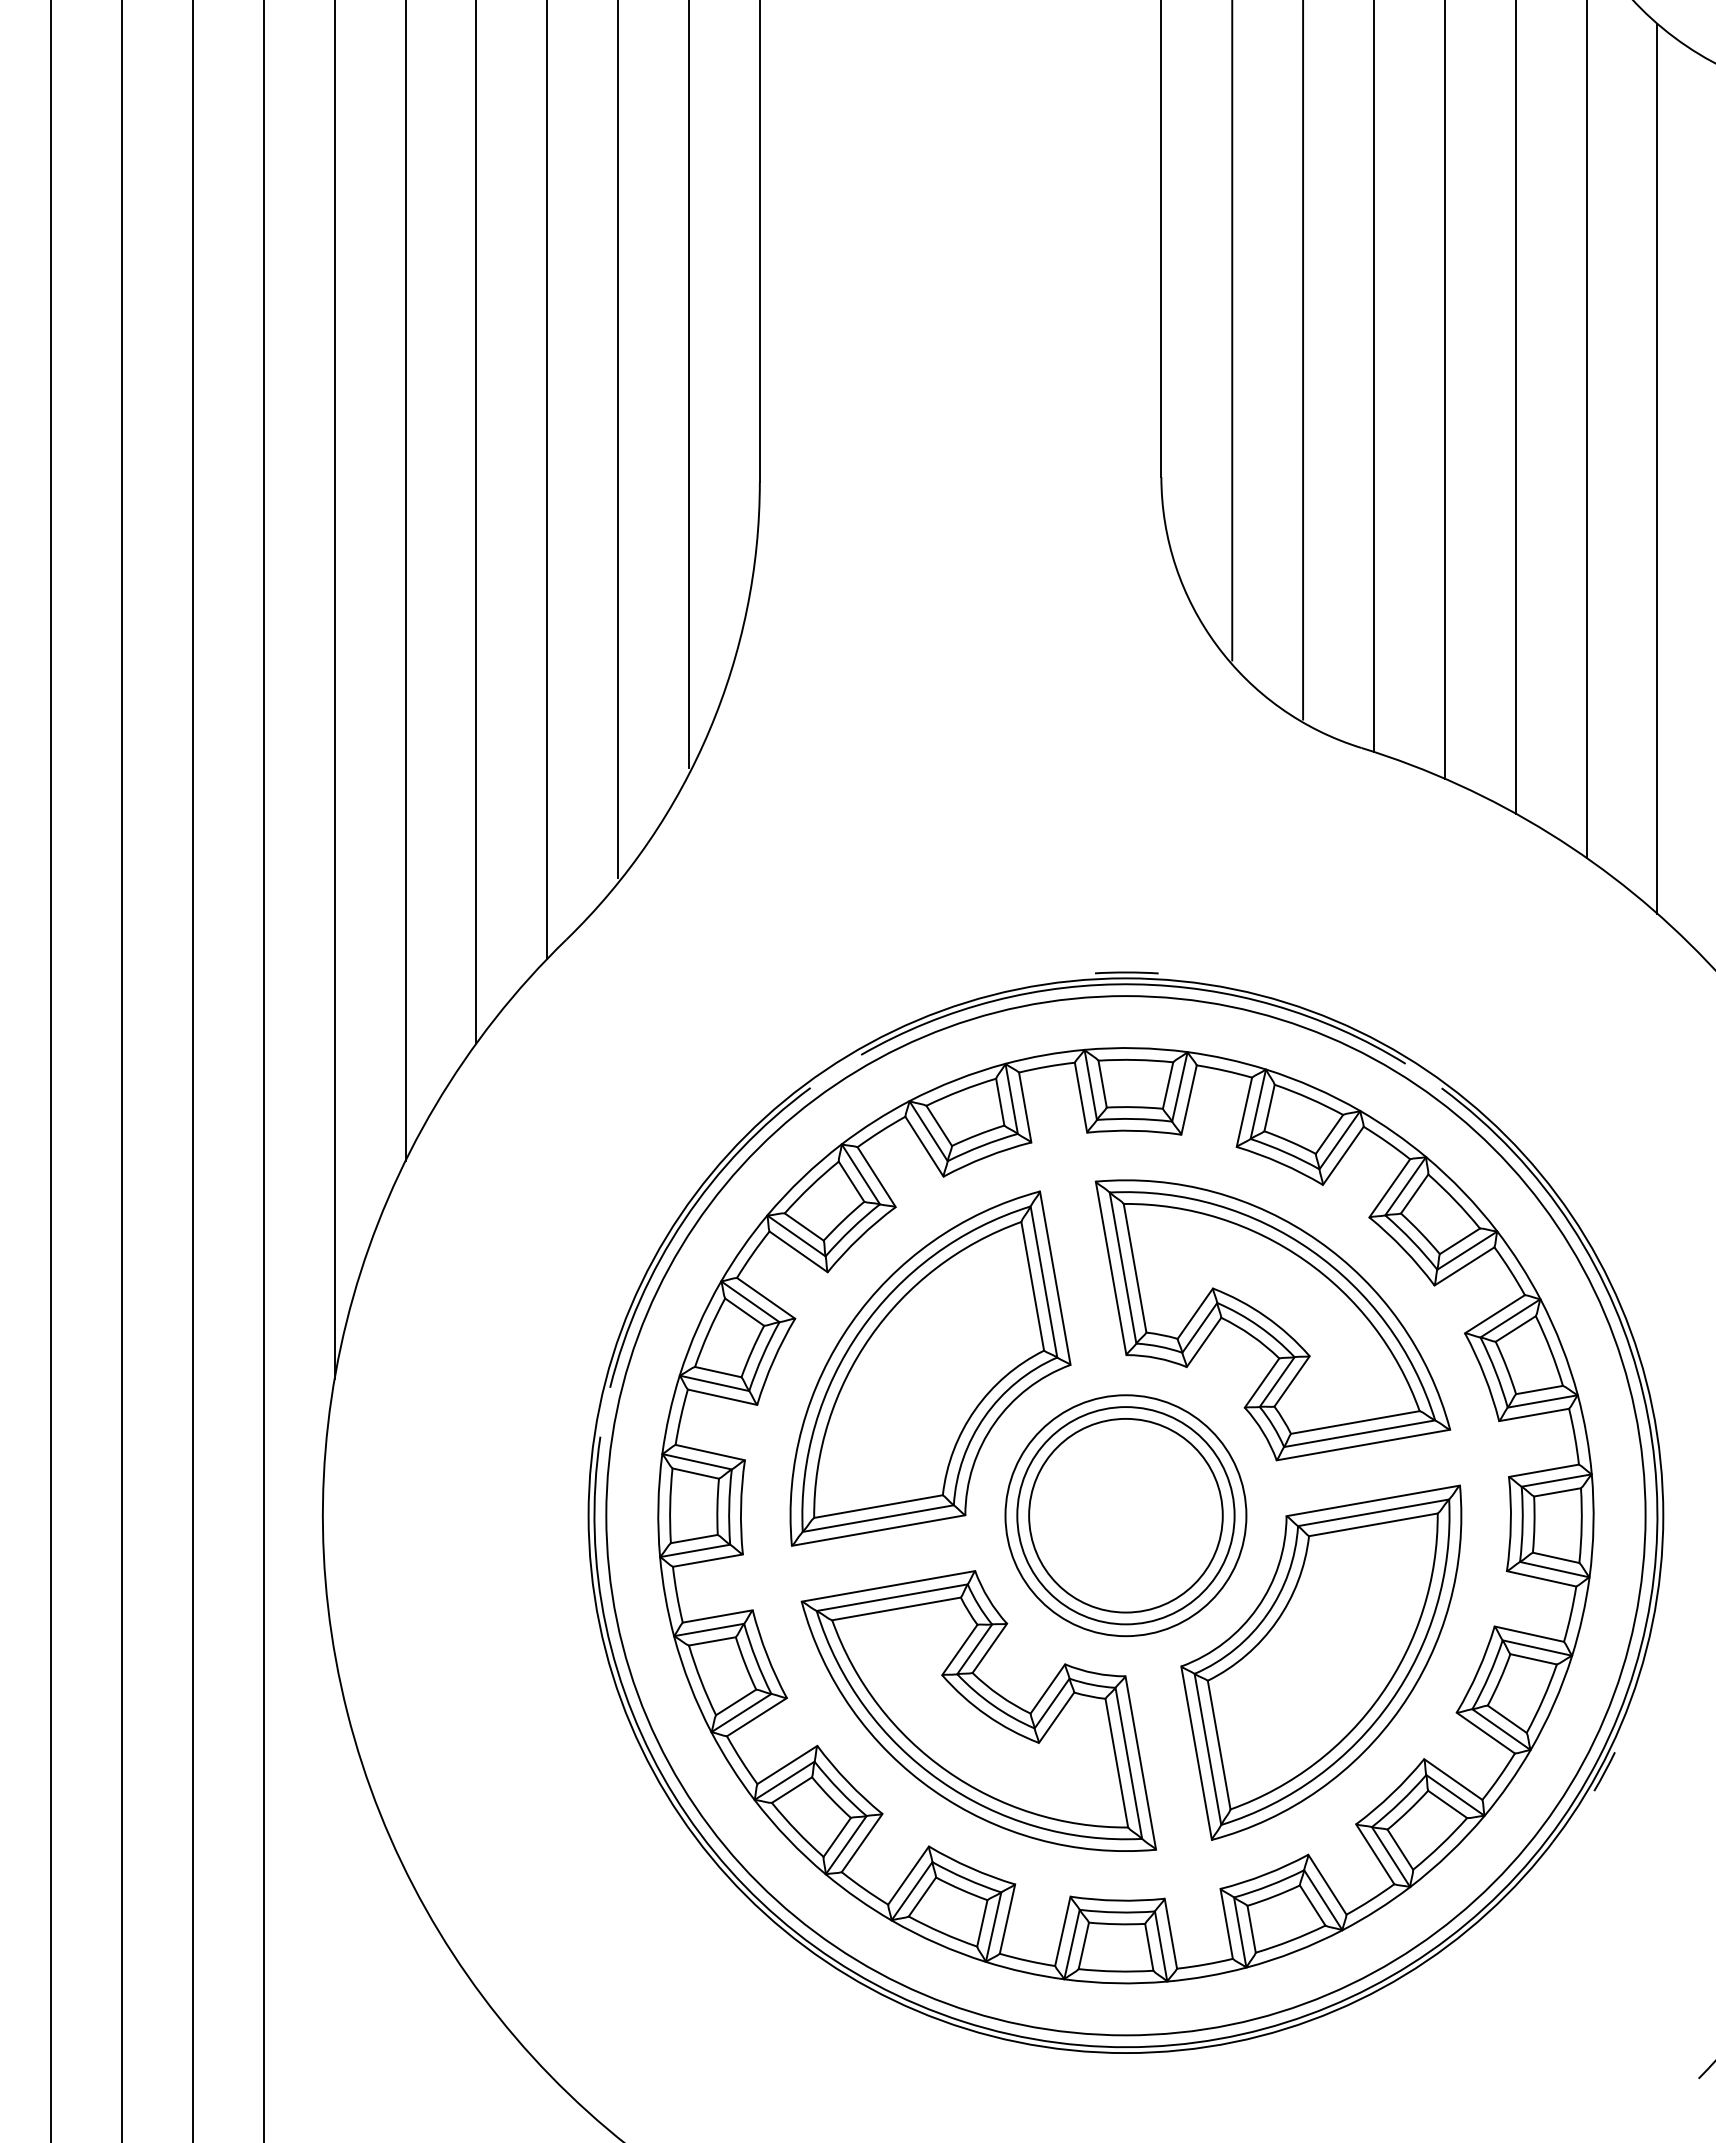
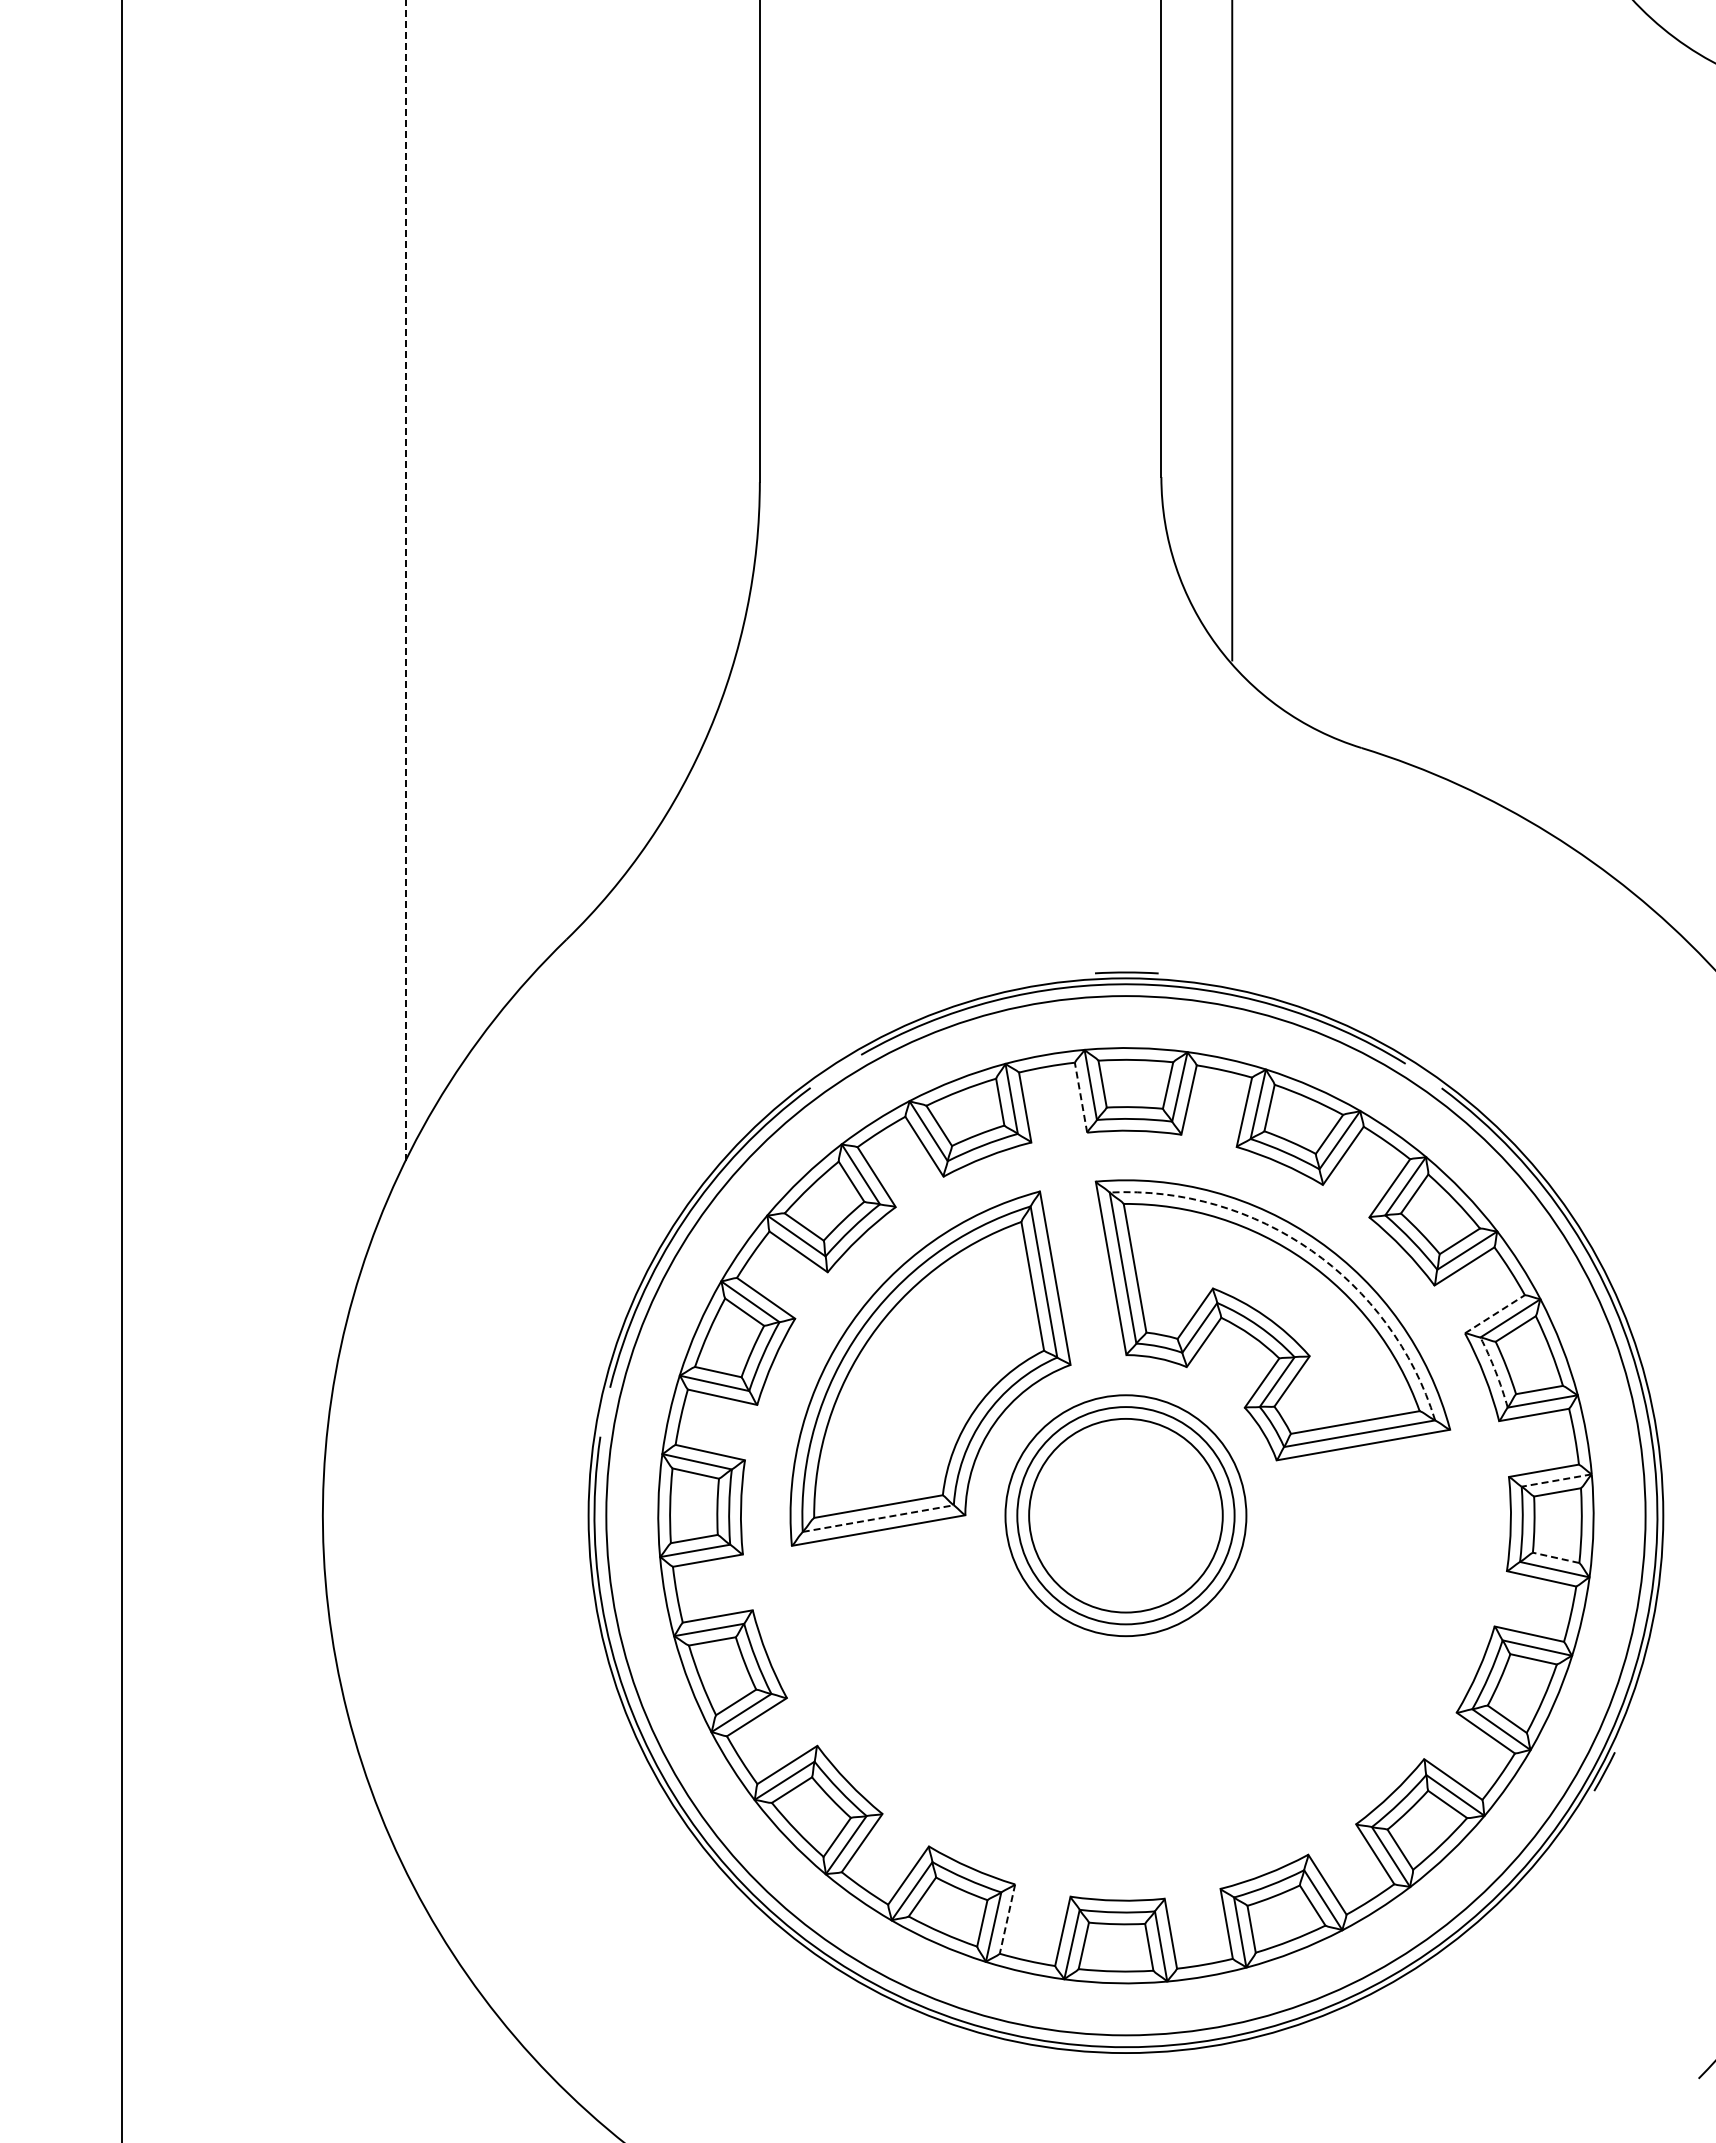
line: present -> none (1303, 360)
line: present -> none (1373, 376)
line: present -> none (689, 384)
line: present -> none (1444, 390)
line: present -> none (1515, 407)
line: present -> none (1586, 429)
line: present -> none (618, 440)
line: present -> none (1657, 468)
line: present -> none (547, 480)
line: present -> none (476, 522)
line: solid -> dashed (405, 580)
line: present -> none (334, 690)
line: present -> none (51, 1070)
line: present -> none (192, 1070)
line: present -> none (263, 1070)
line: solid -> dashed (1081, 1097)
arc: solid -> dashed (1311, 1250)
line: solid -> dashed (1494, 1314)
arc: solid -> dashed (1495, 1371)
line: solid -> dashed (1556, 1480)
line: solid -> dashed (878, 1518)
line: solid -> dashed (1556, 1557)
part: present -> none (1321, 1662)
part: present -> none (978, 1710)
line: solid -> dashed (1007, 1919)
